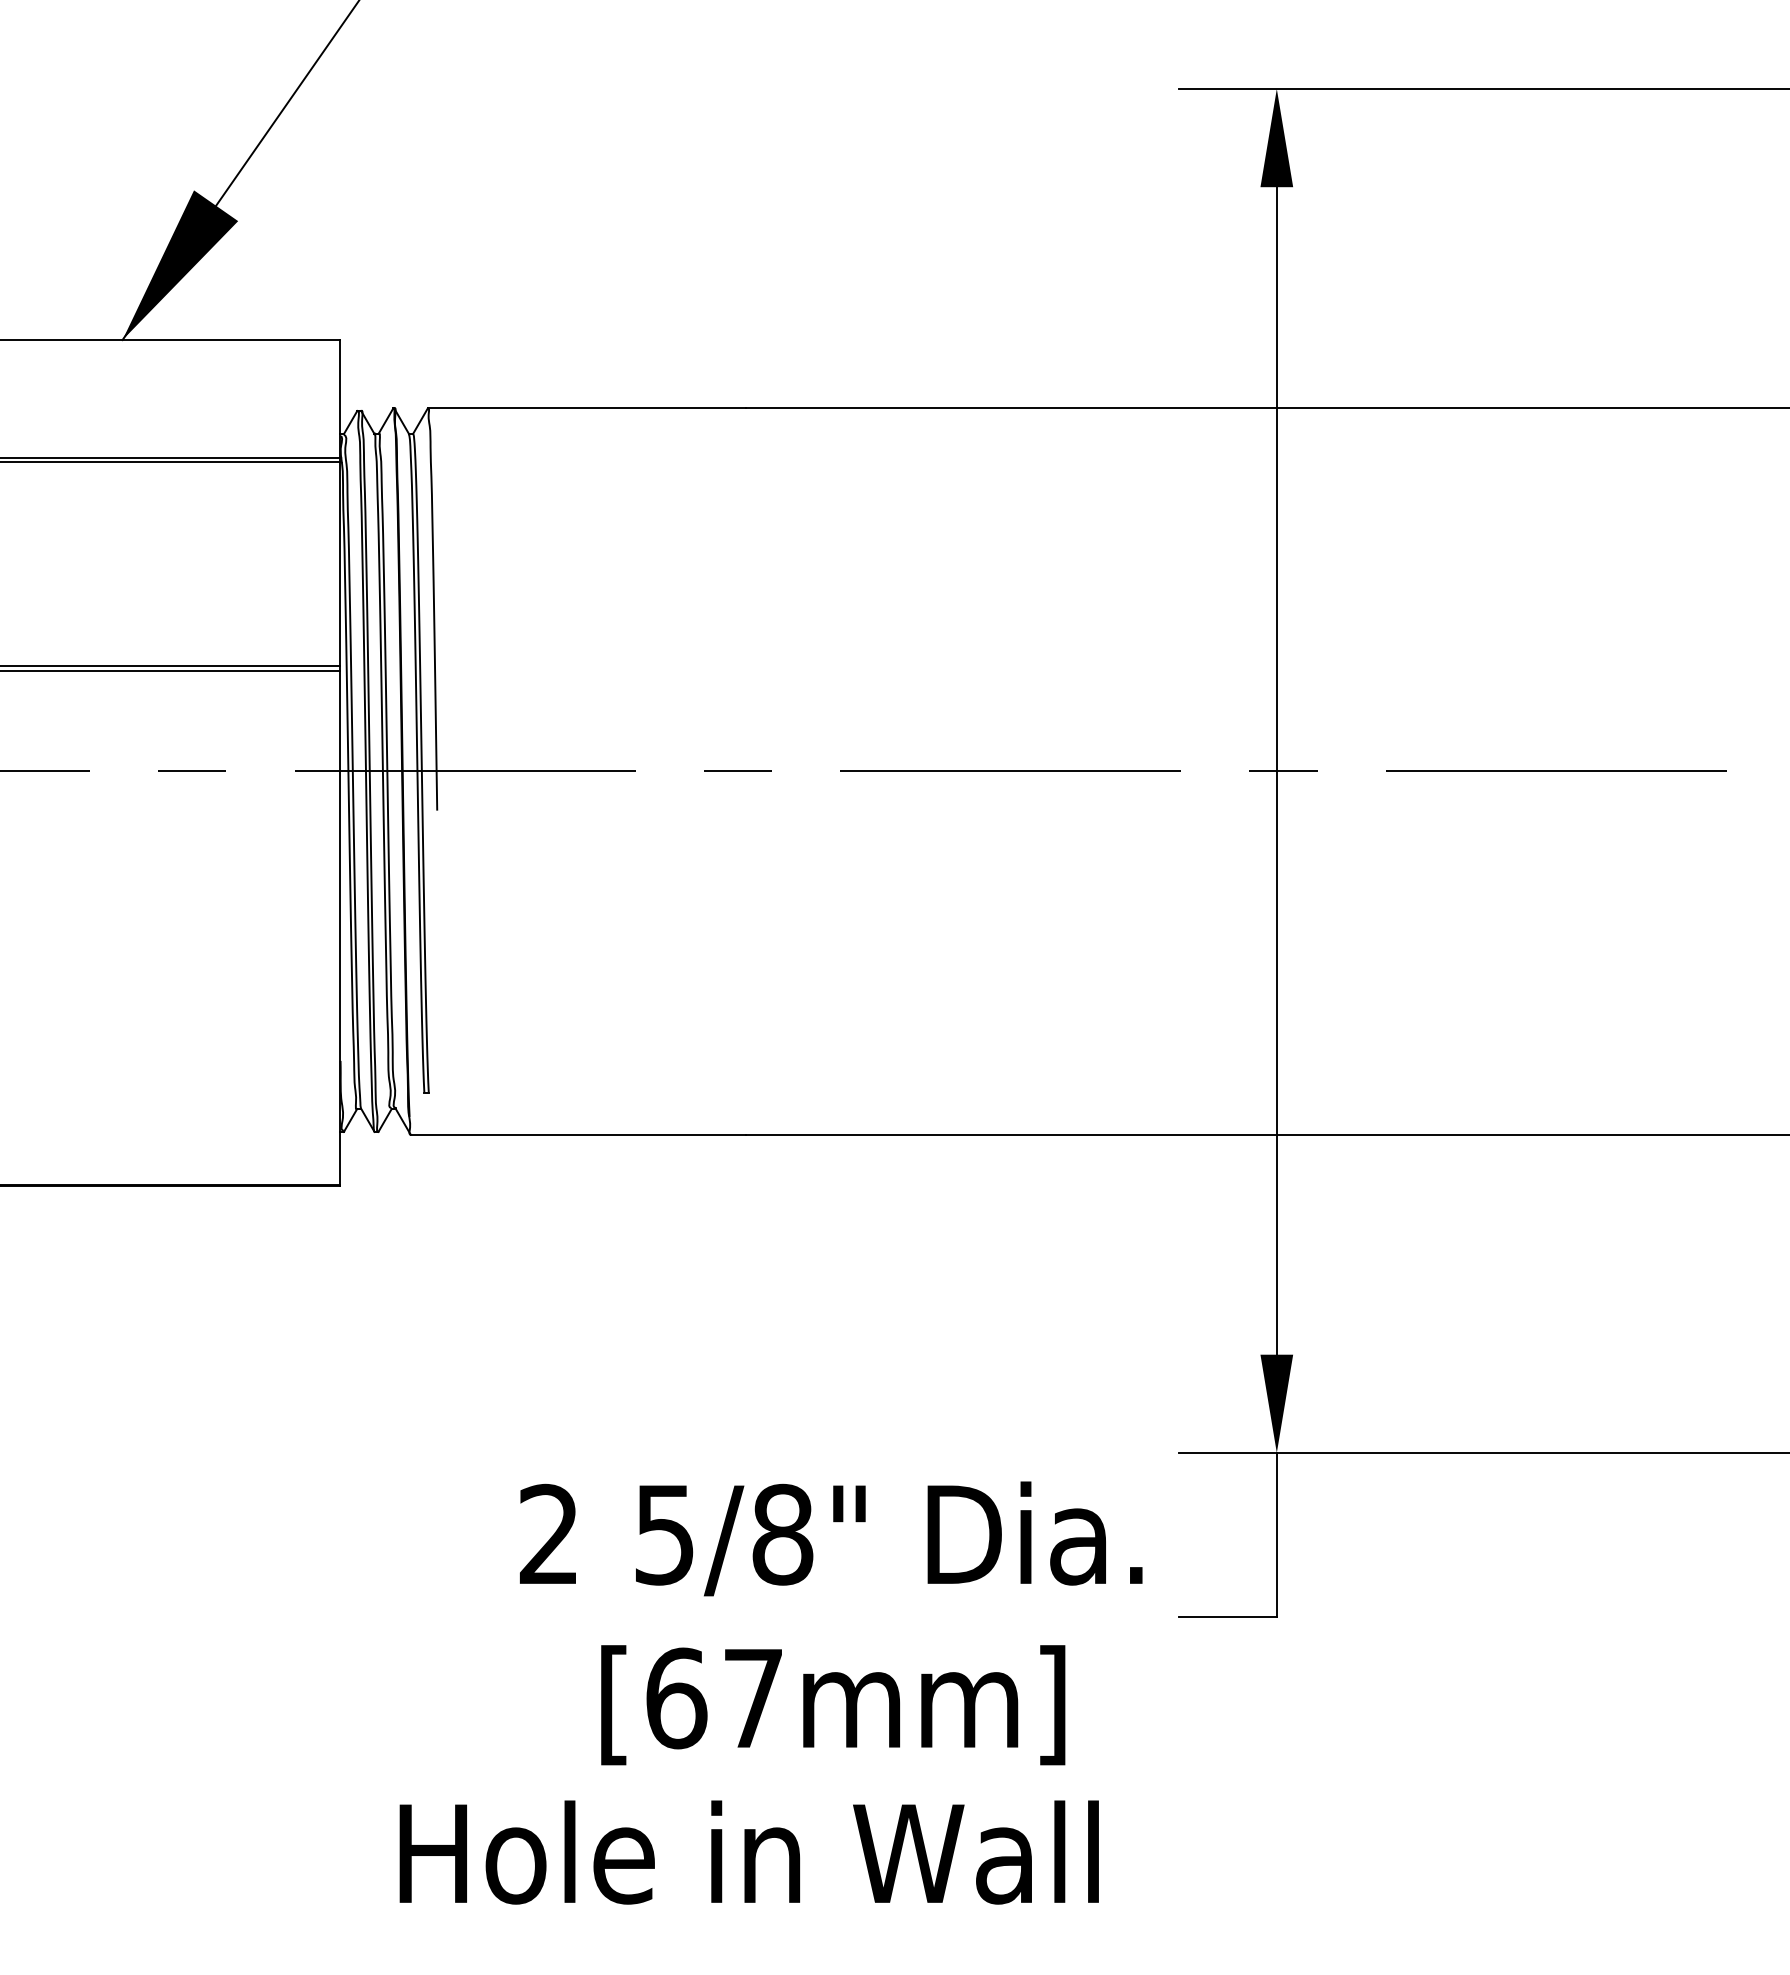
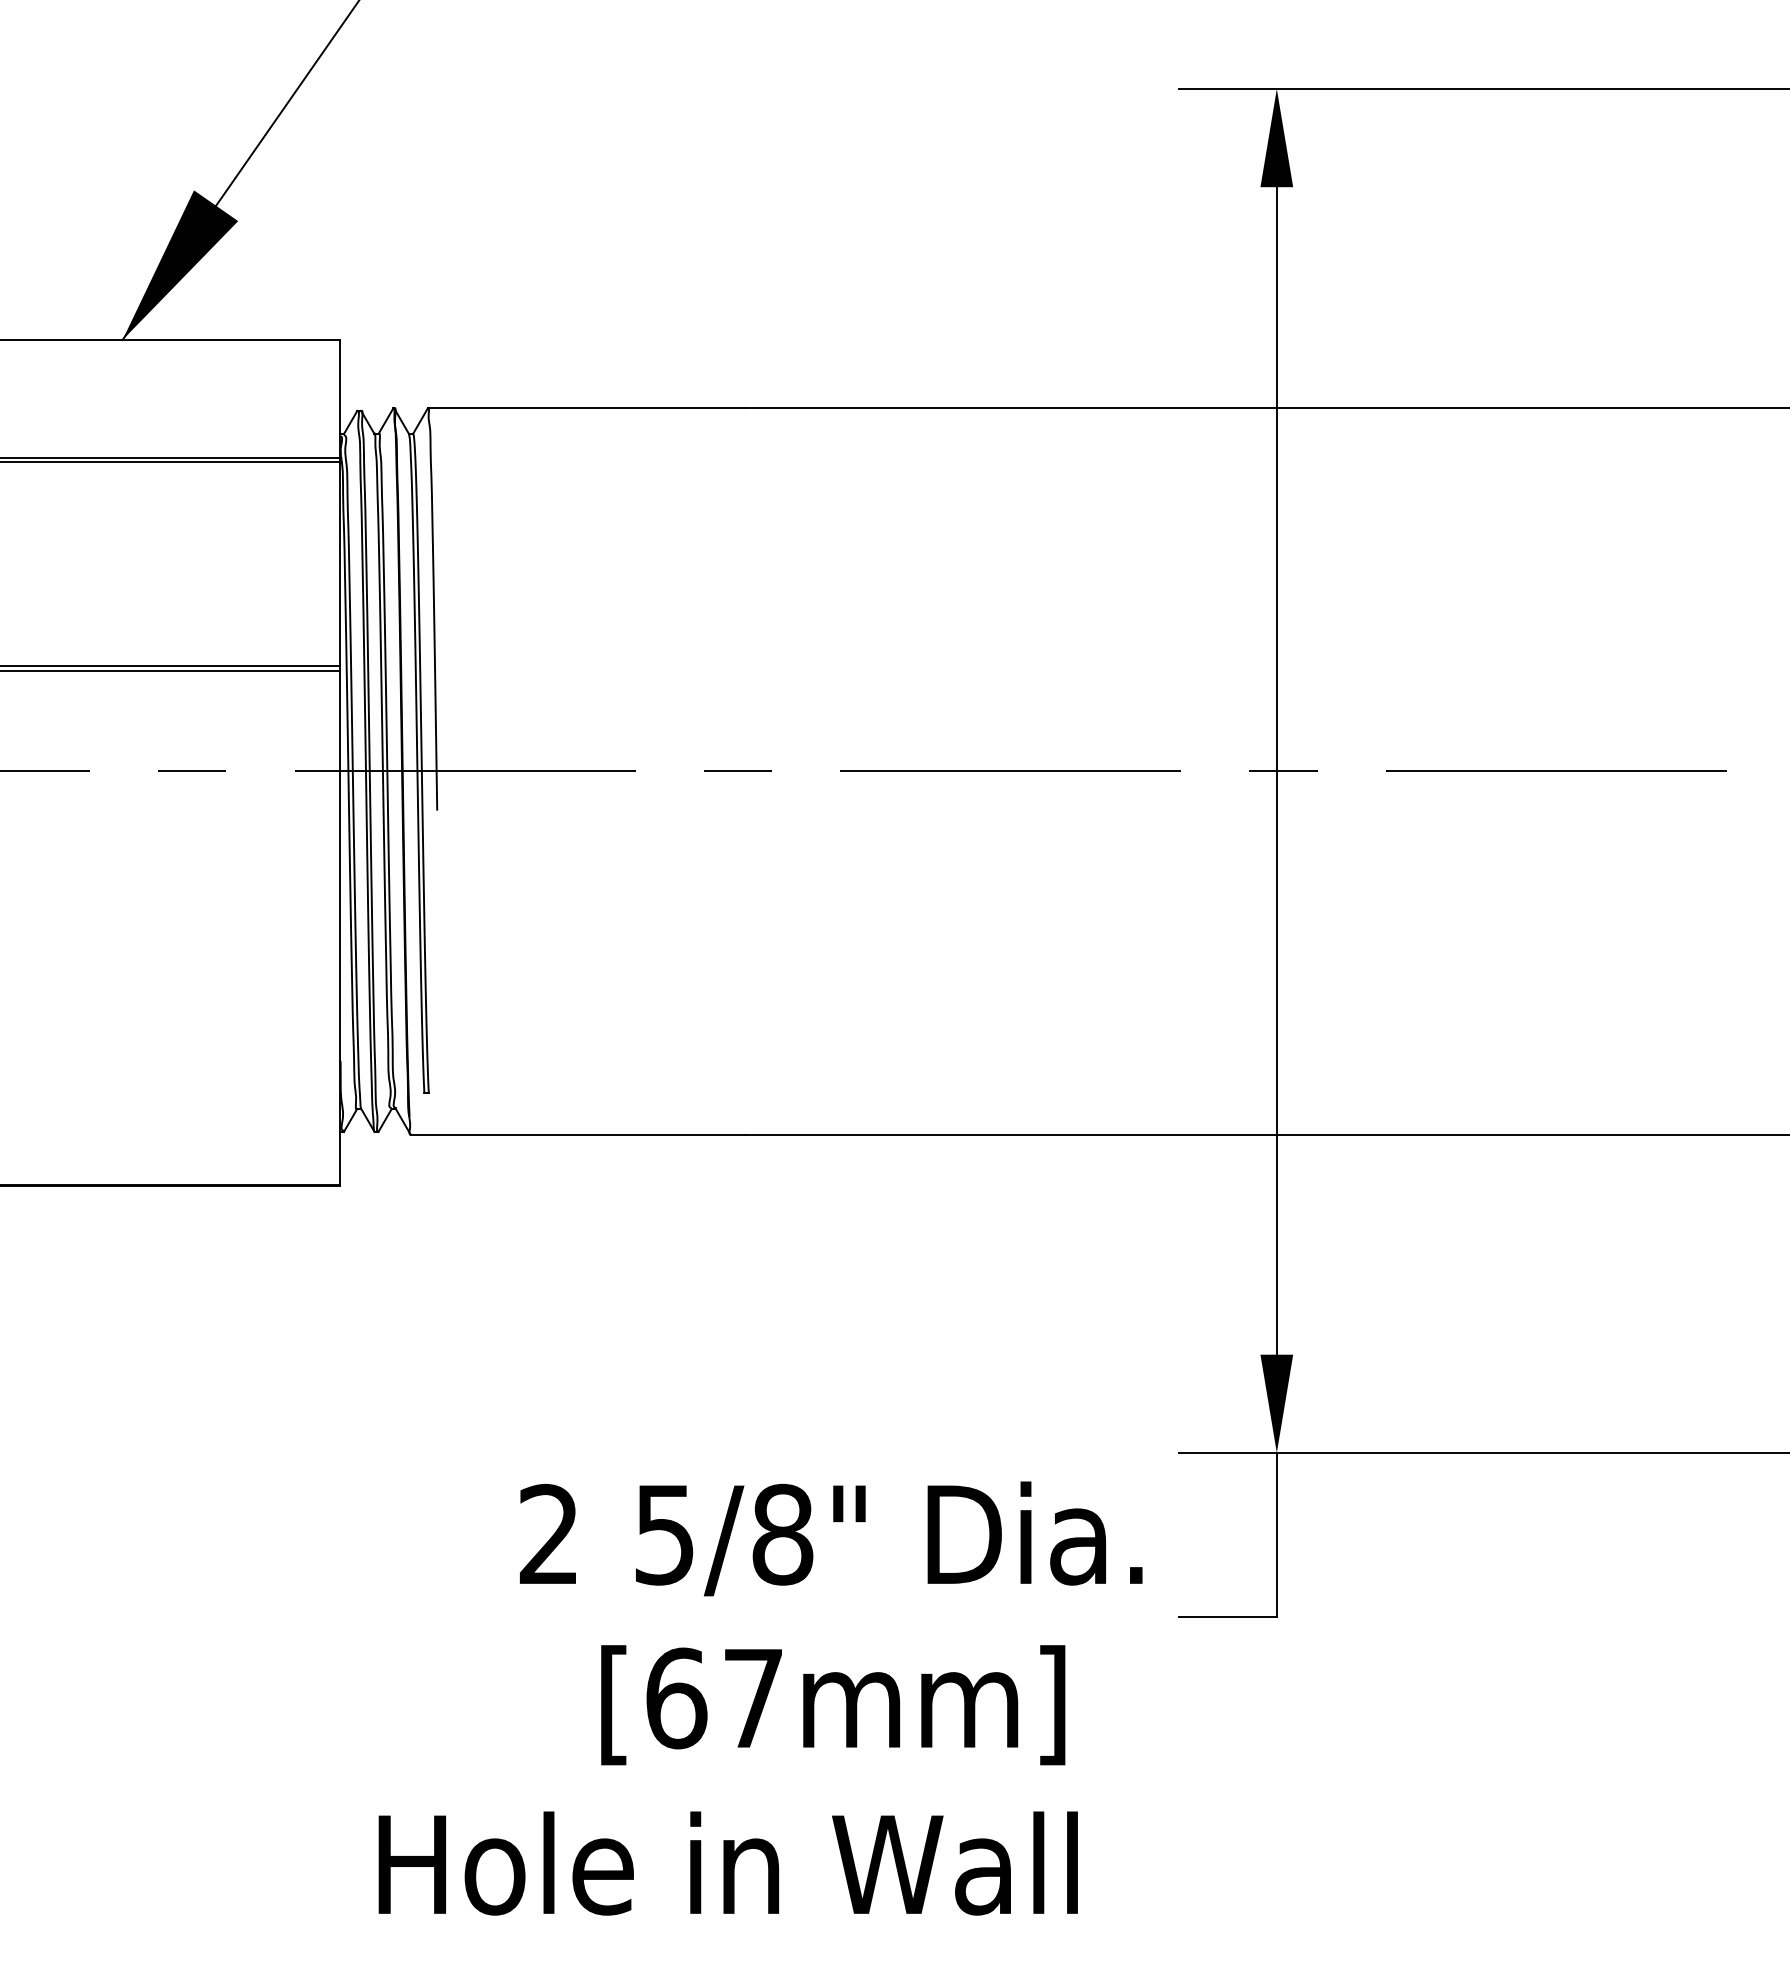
text position: (748, 1852) -> (727, 1863) (727, 1863)
